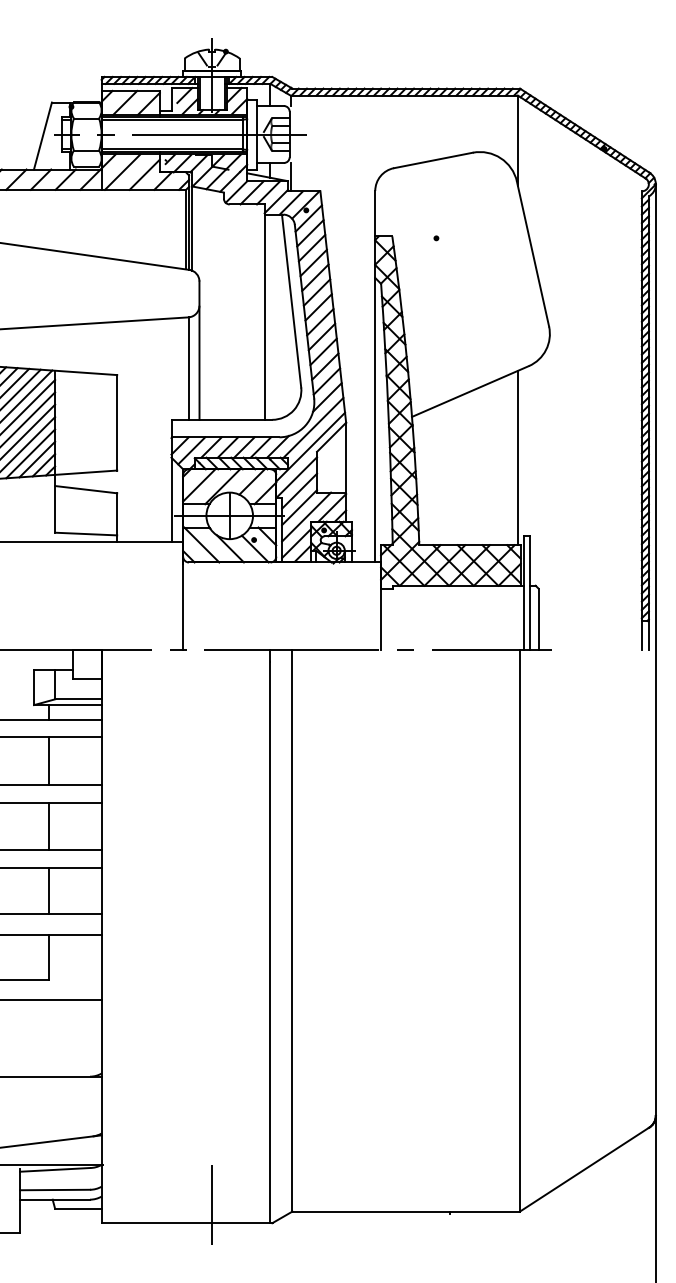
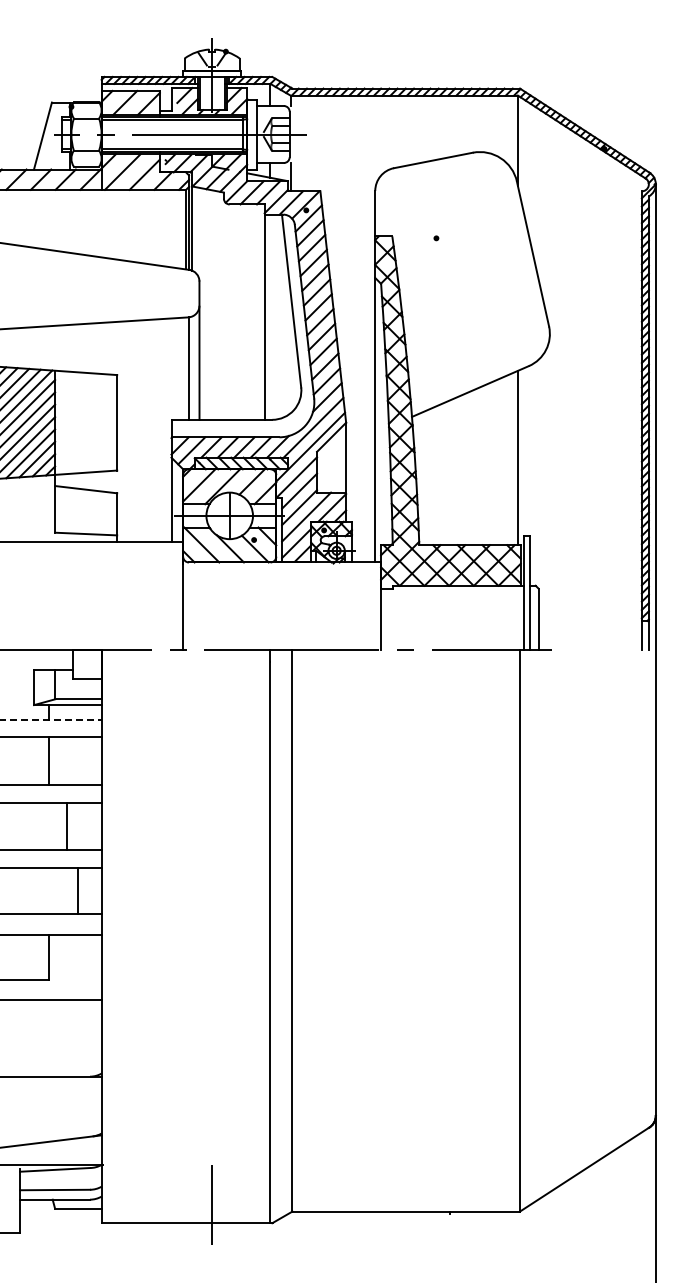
line: solid -> dashed (51, 720)
line position: (49, 825) -> (67, 825) (67, 825)
line position: (49, 891) -> (78, 891) (78, 891)
